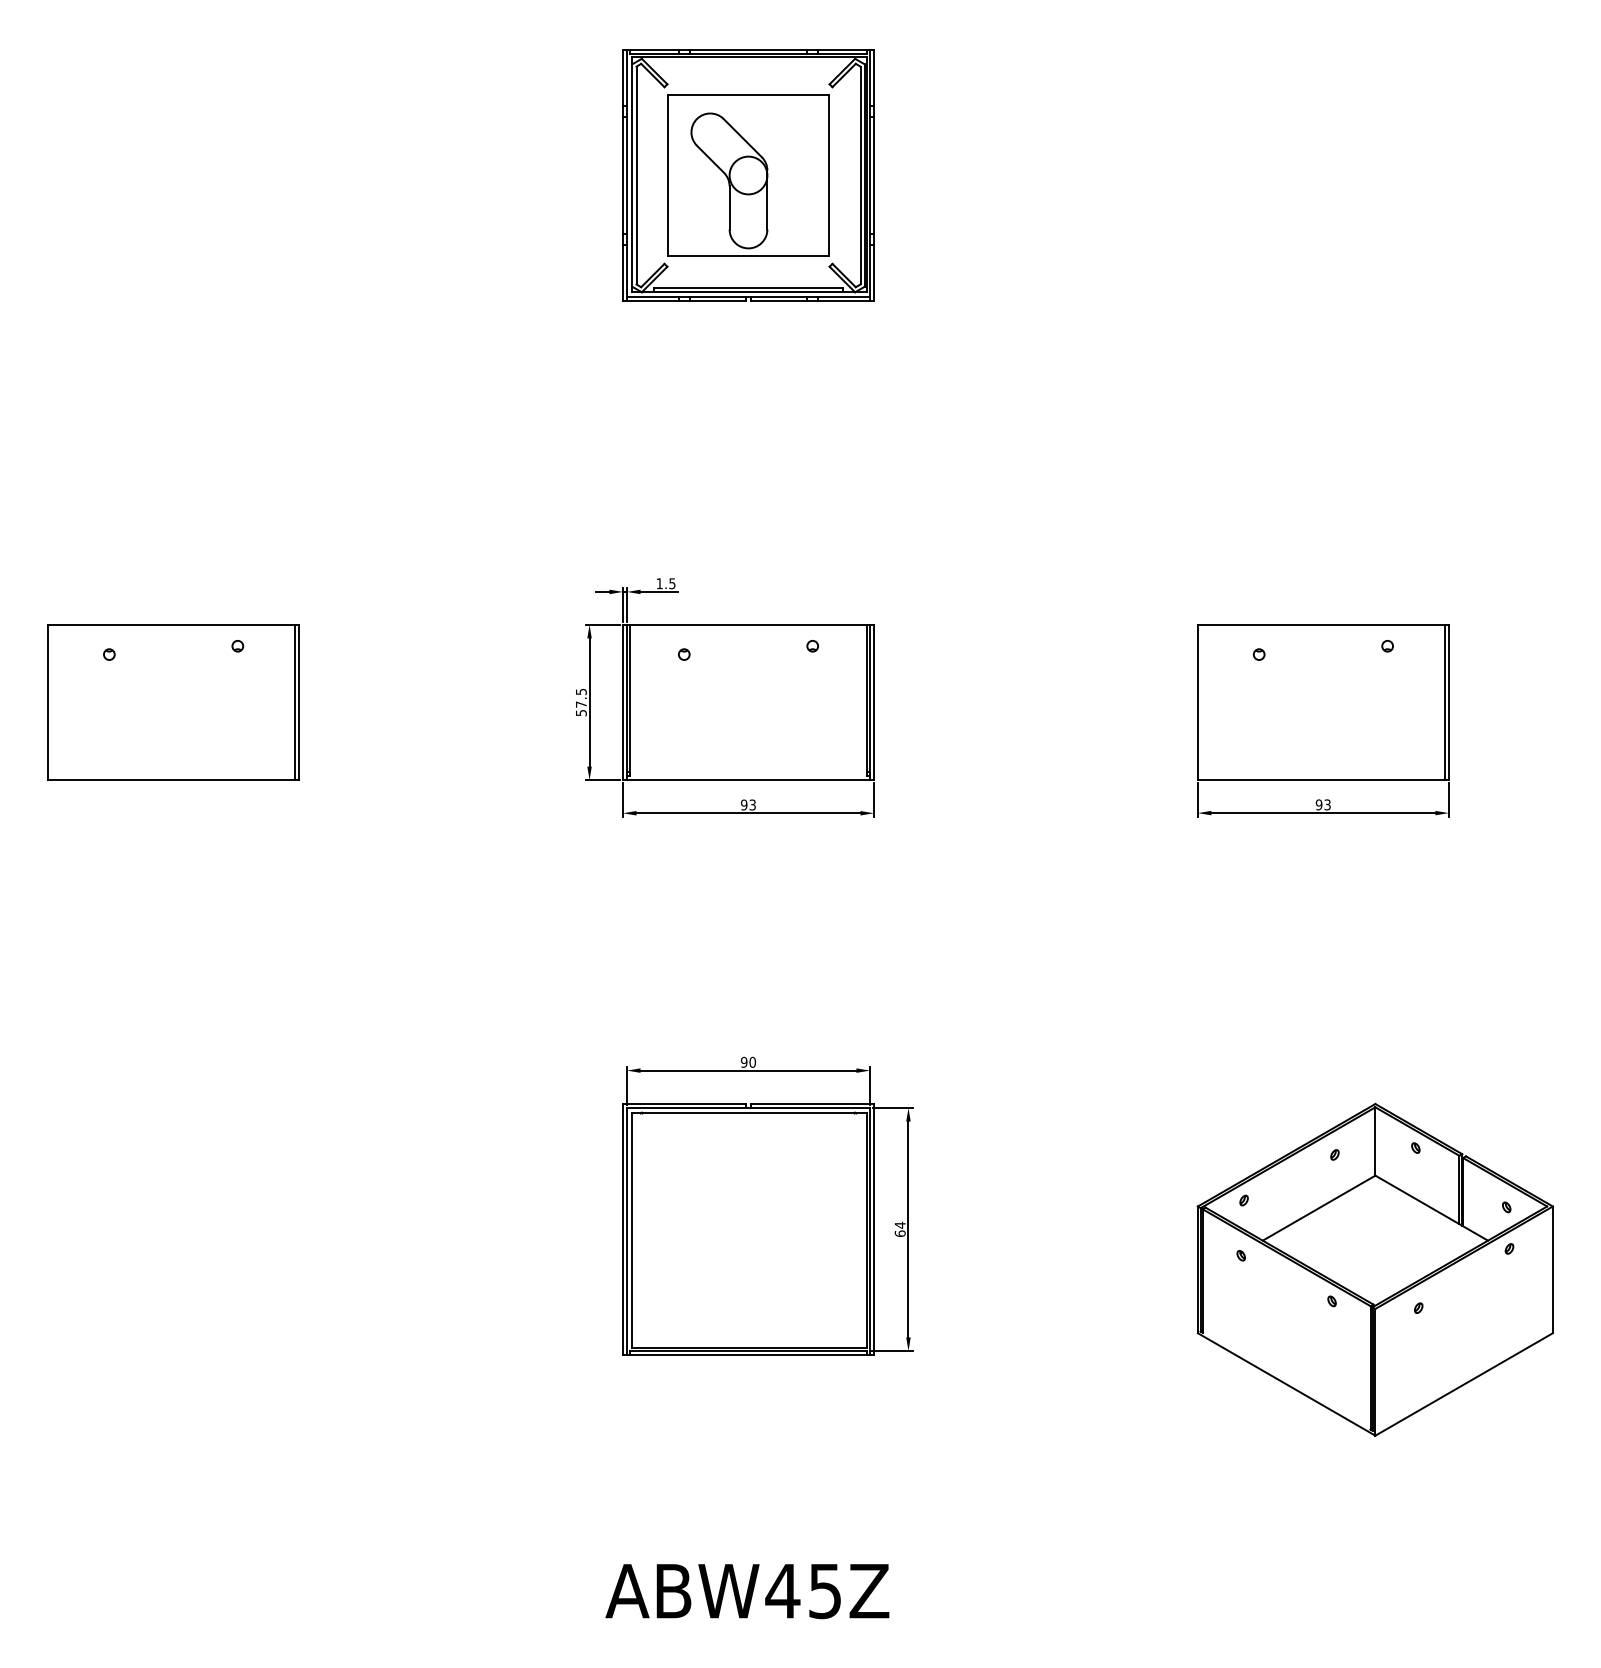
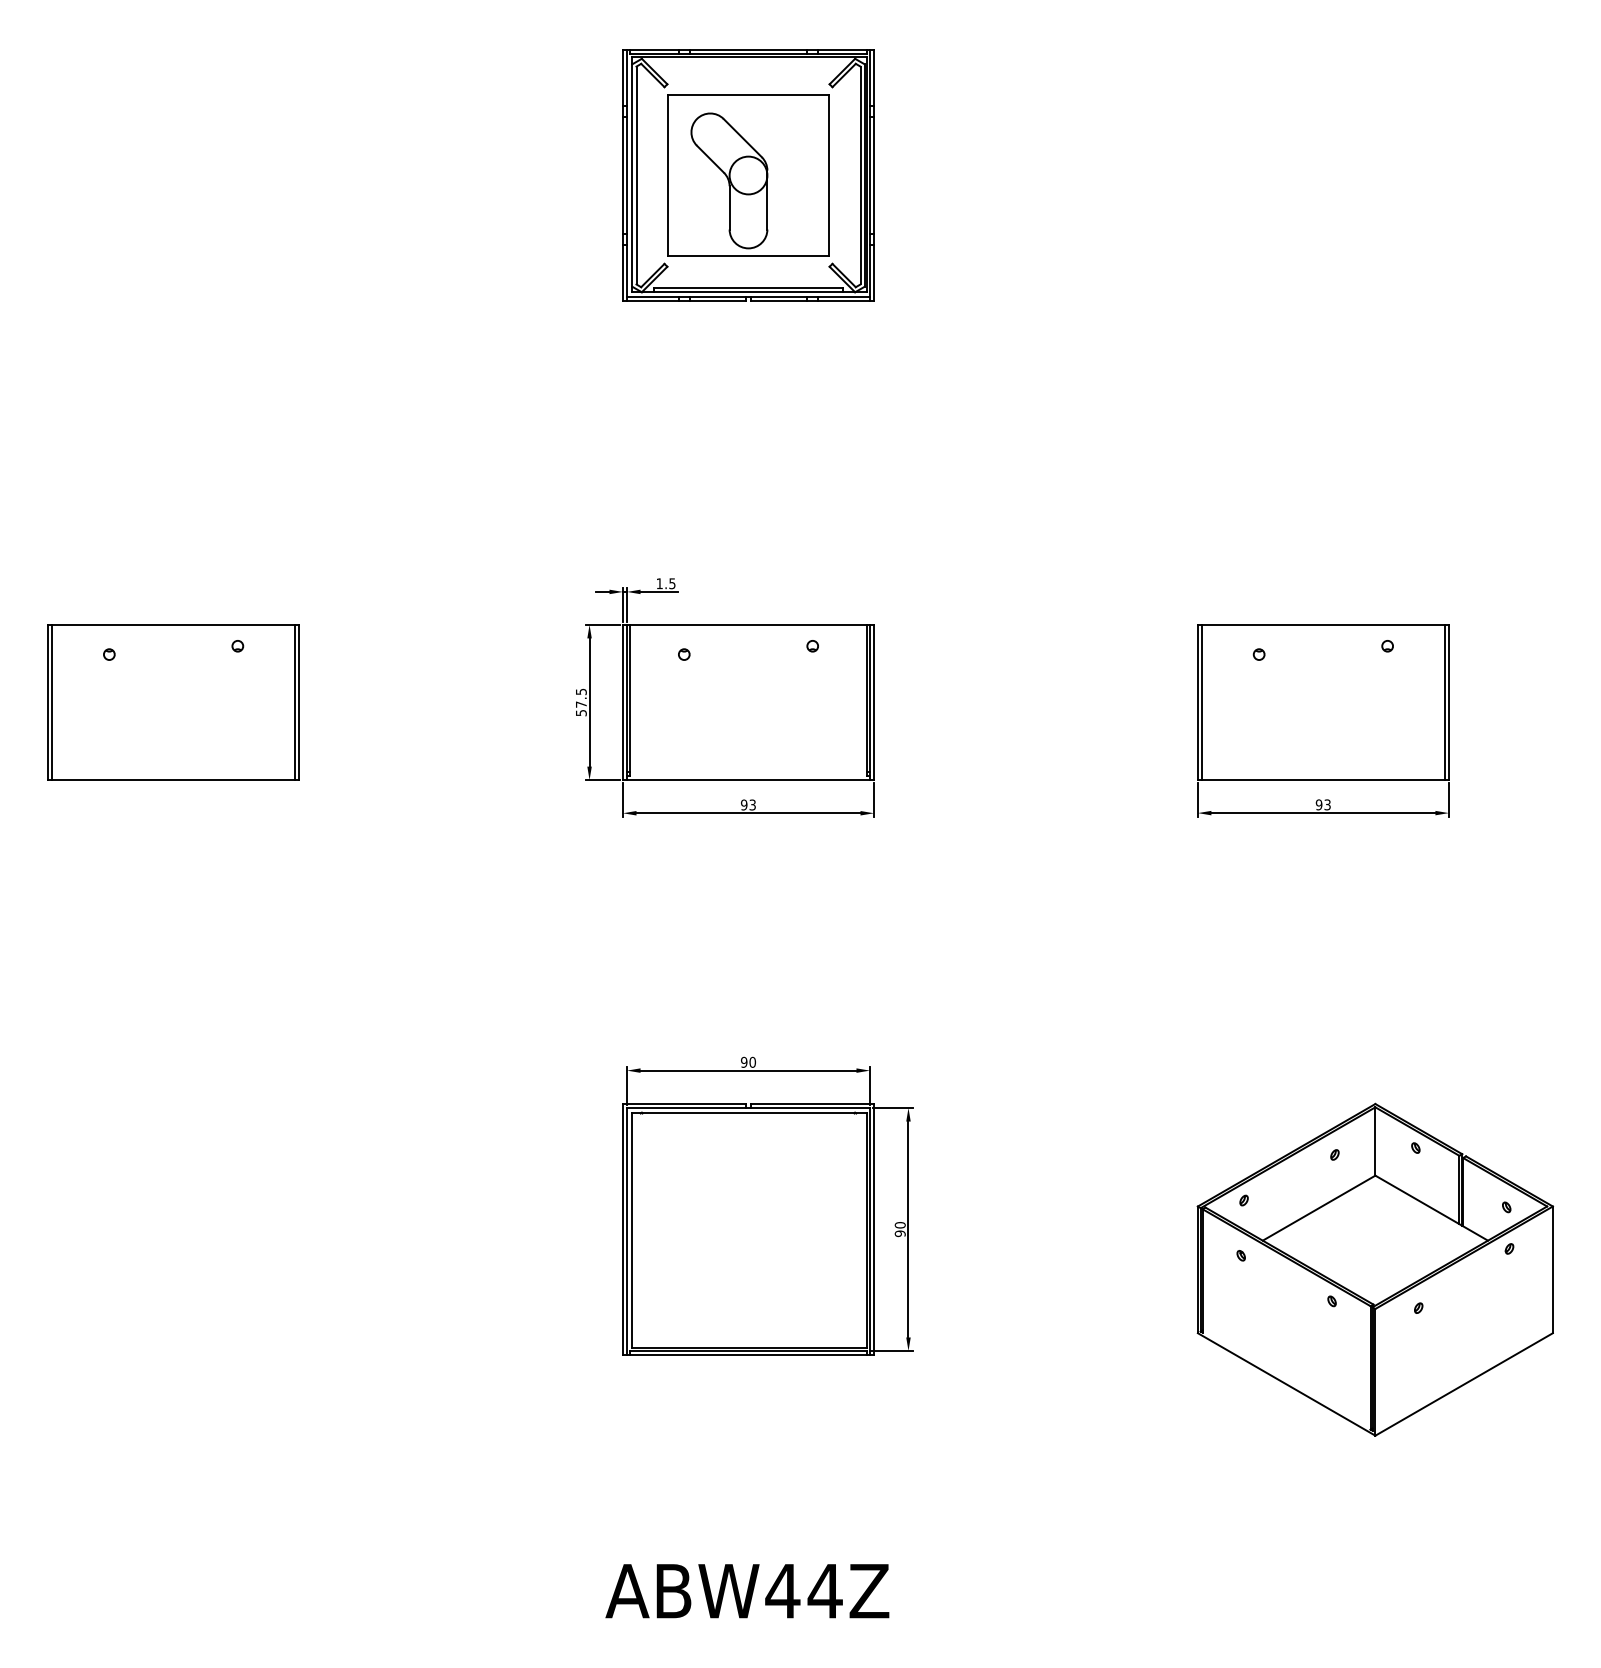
line: none -> present (52, 702)
line: none -> present (1201, 702)
text: 64 -> 90 (899, 1229)
text: ABW45Z -> ABW44Z (824, 1591)
